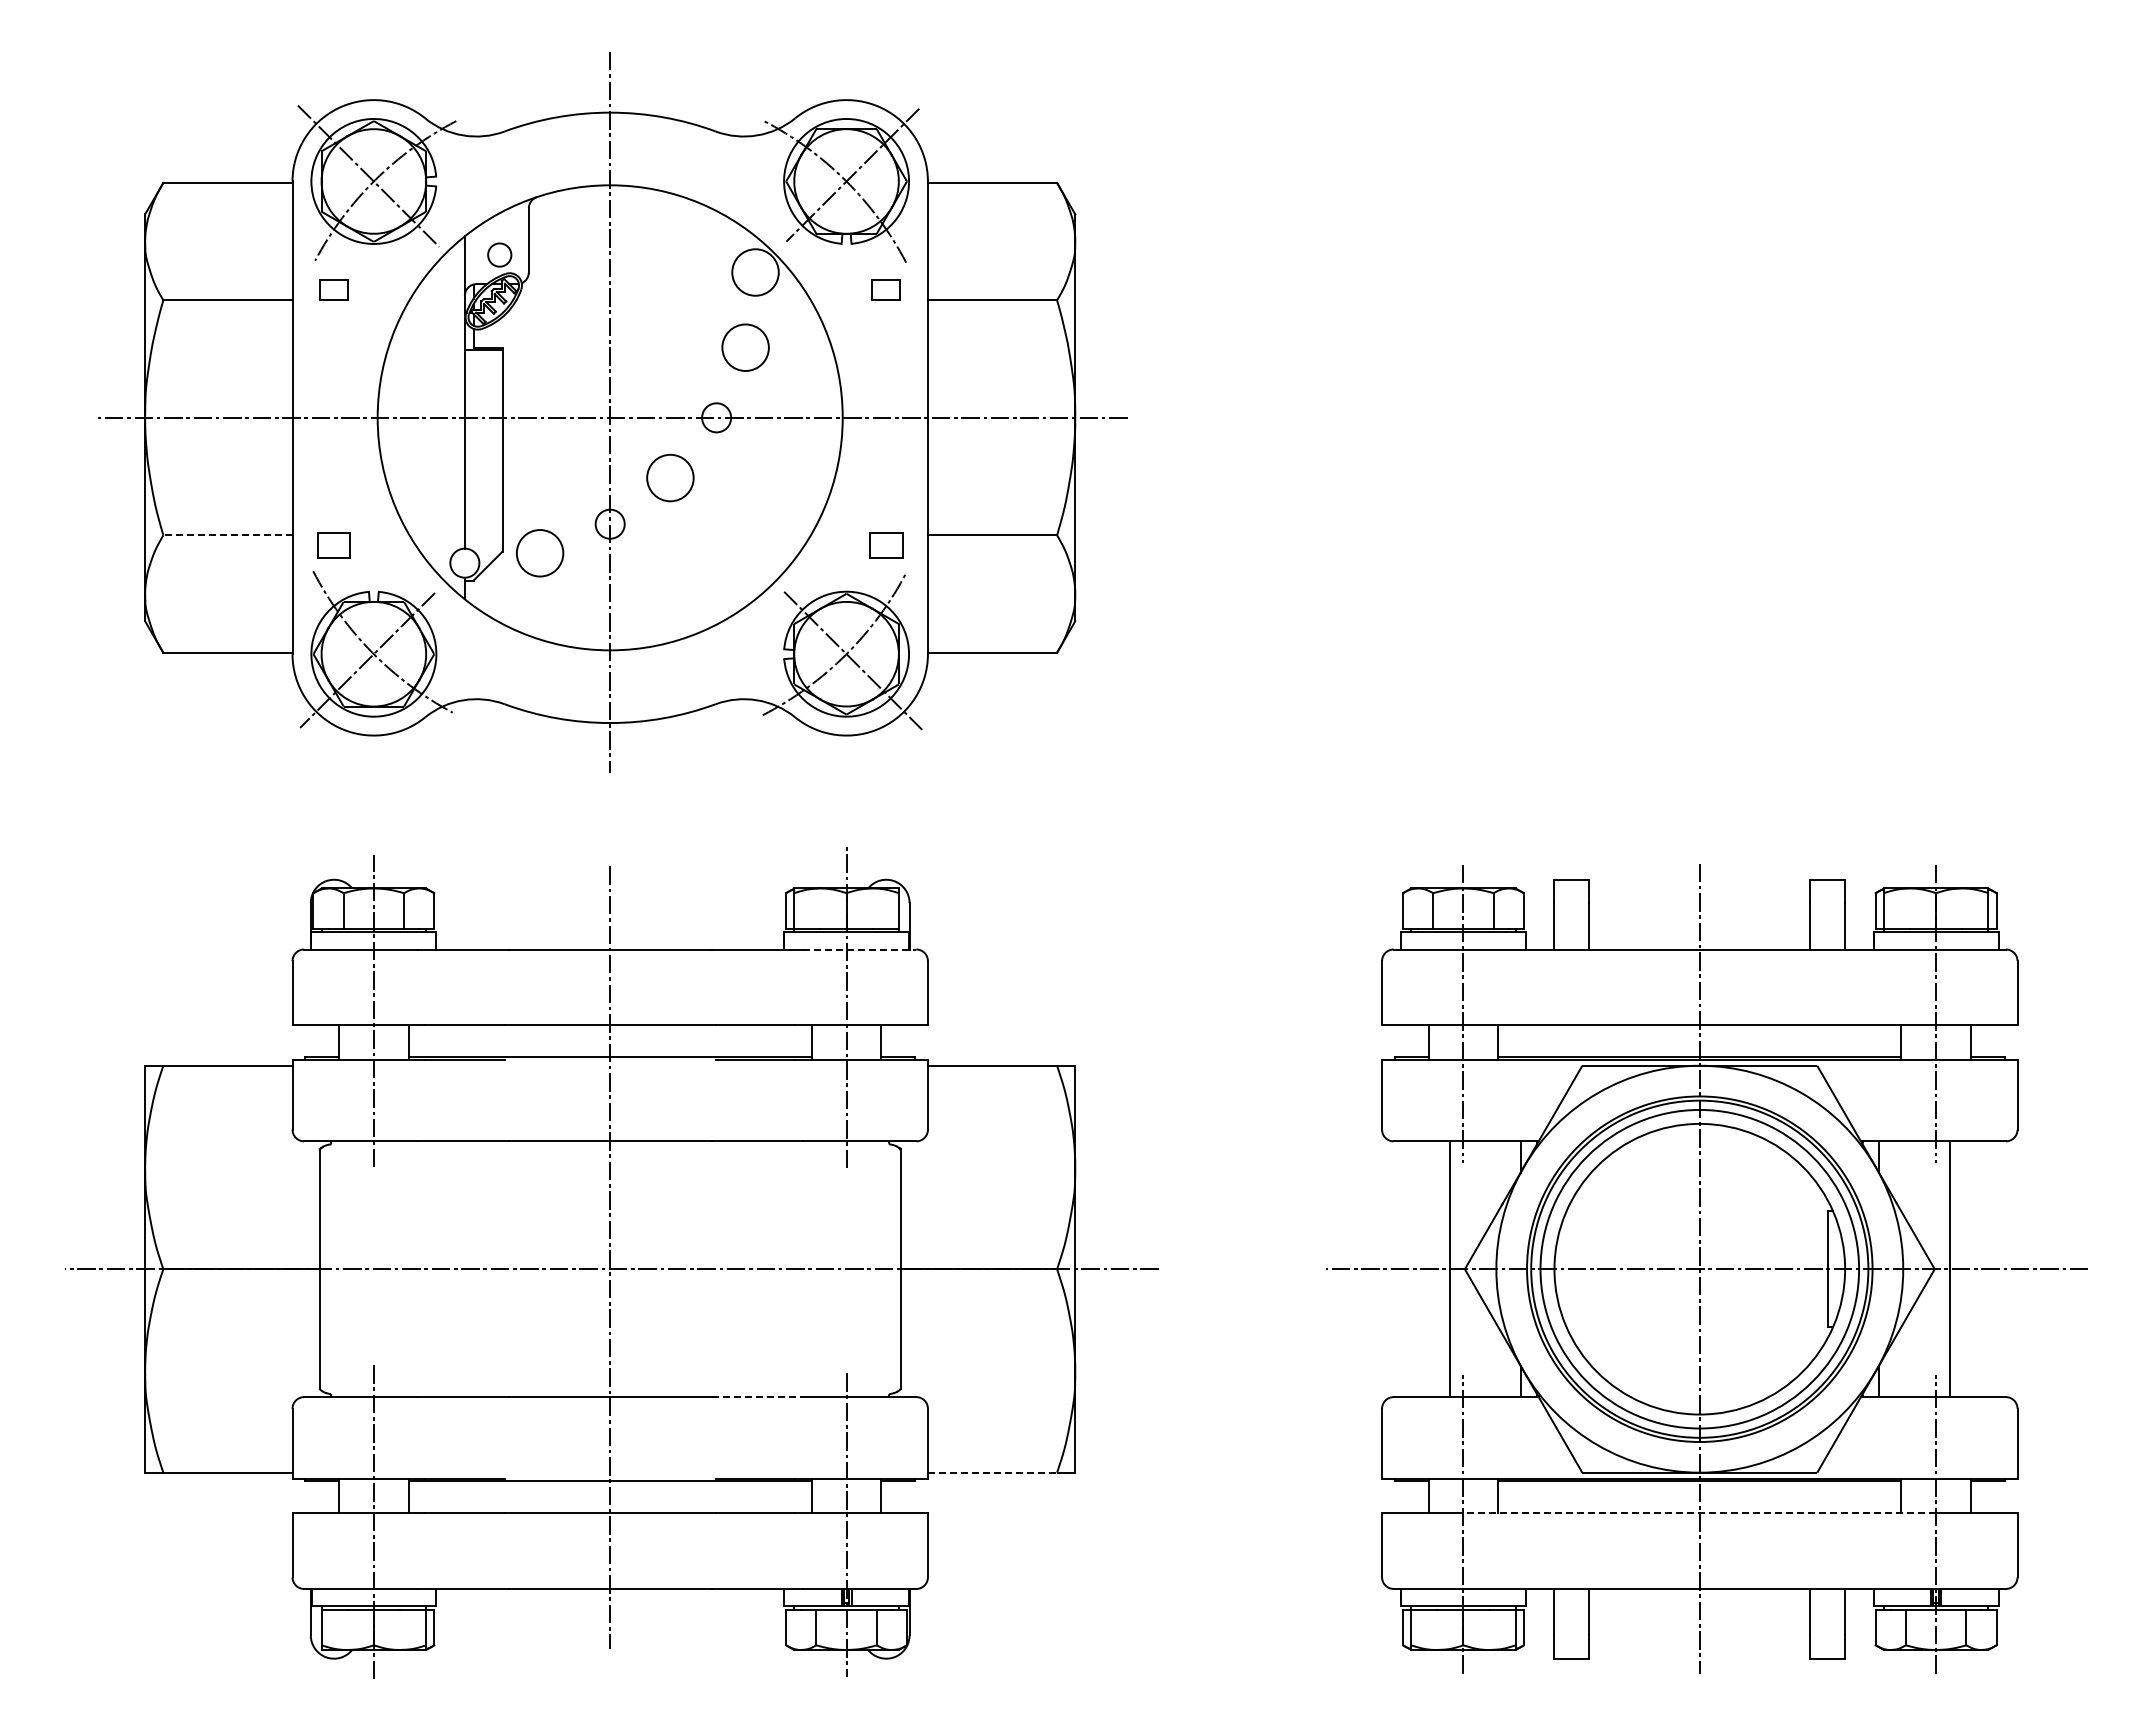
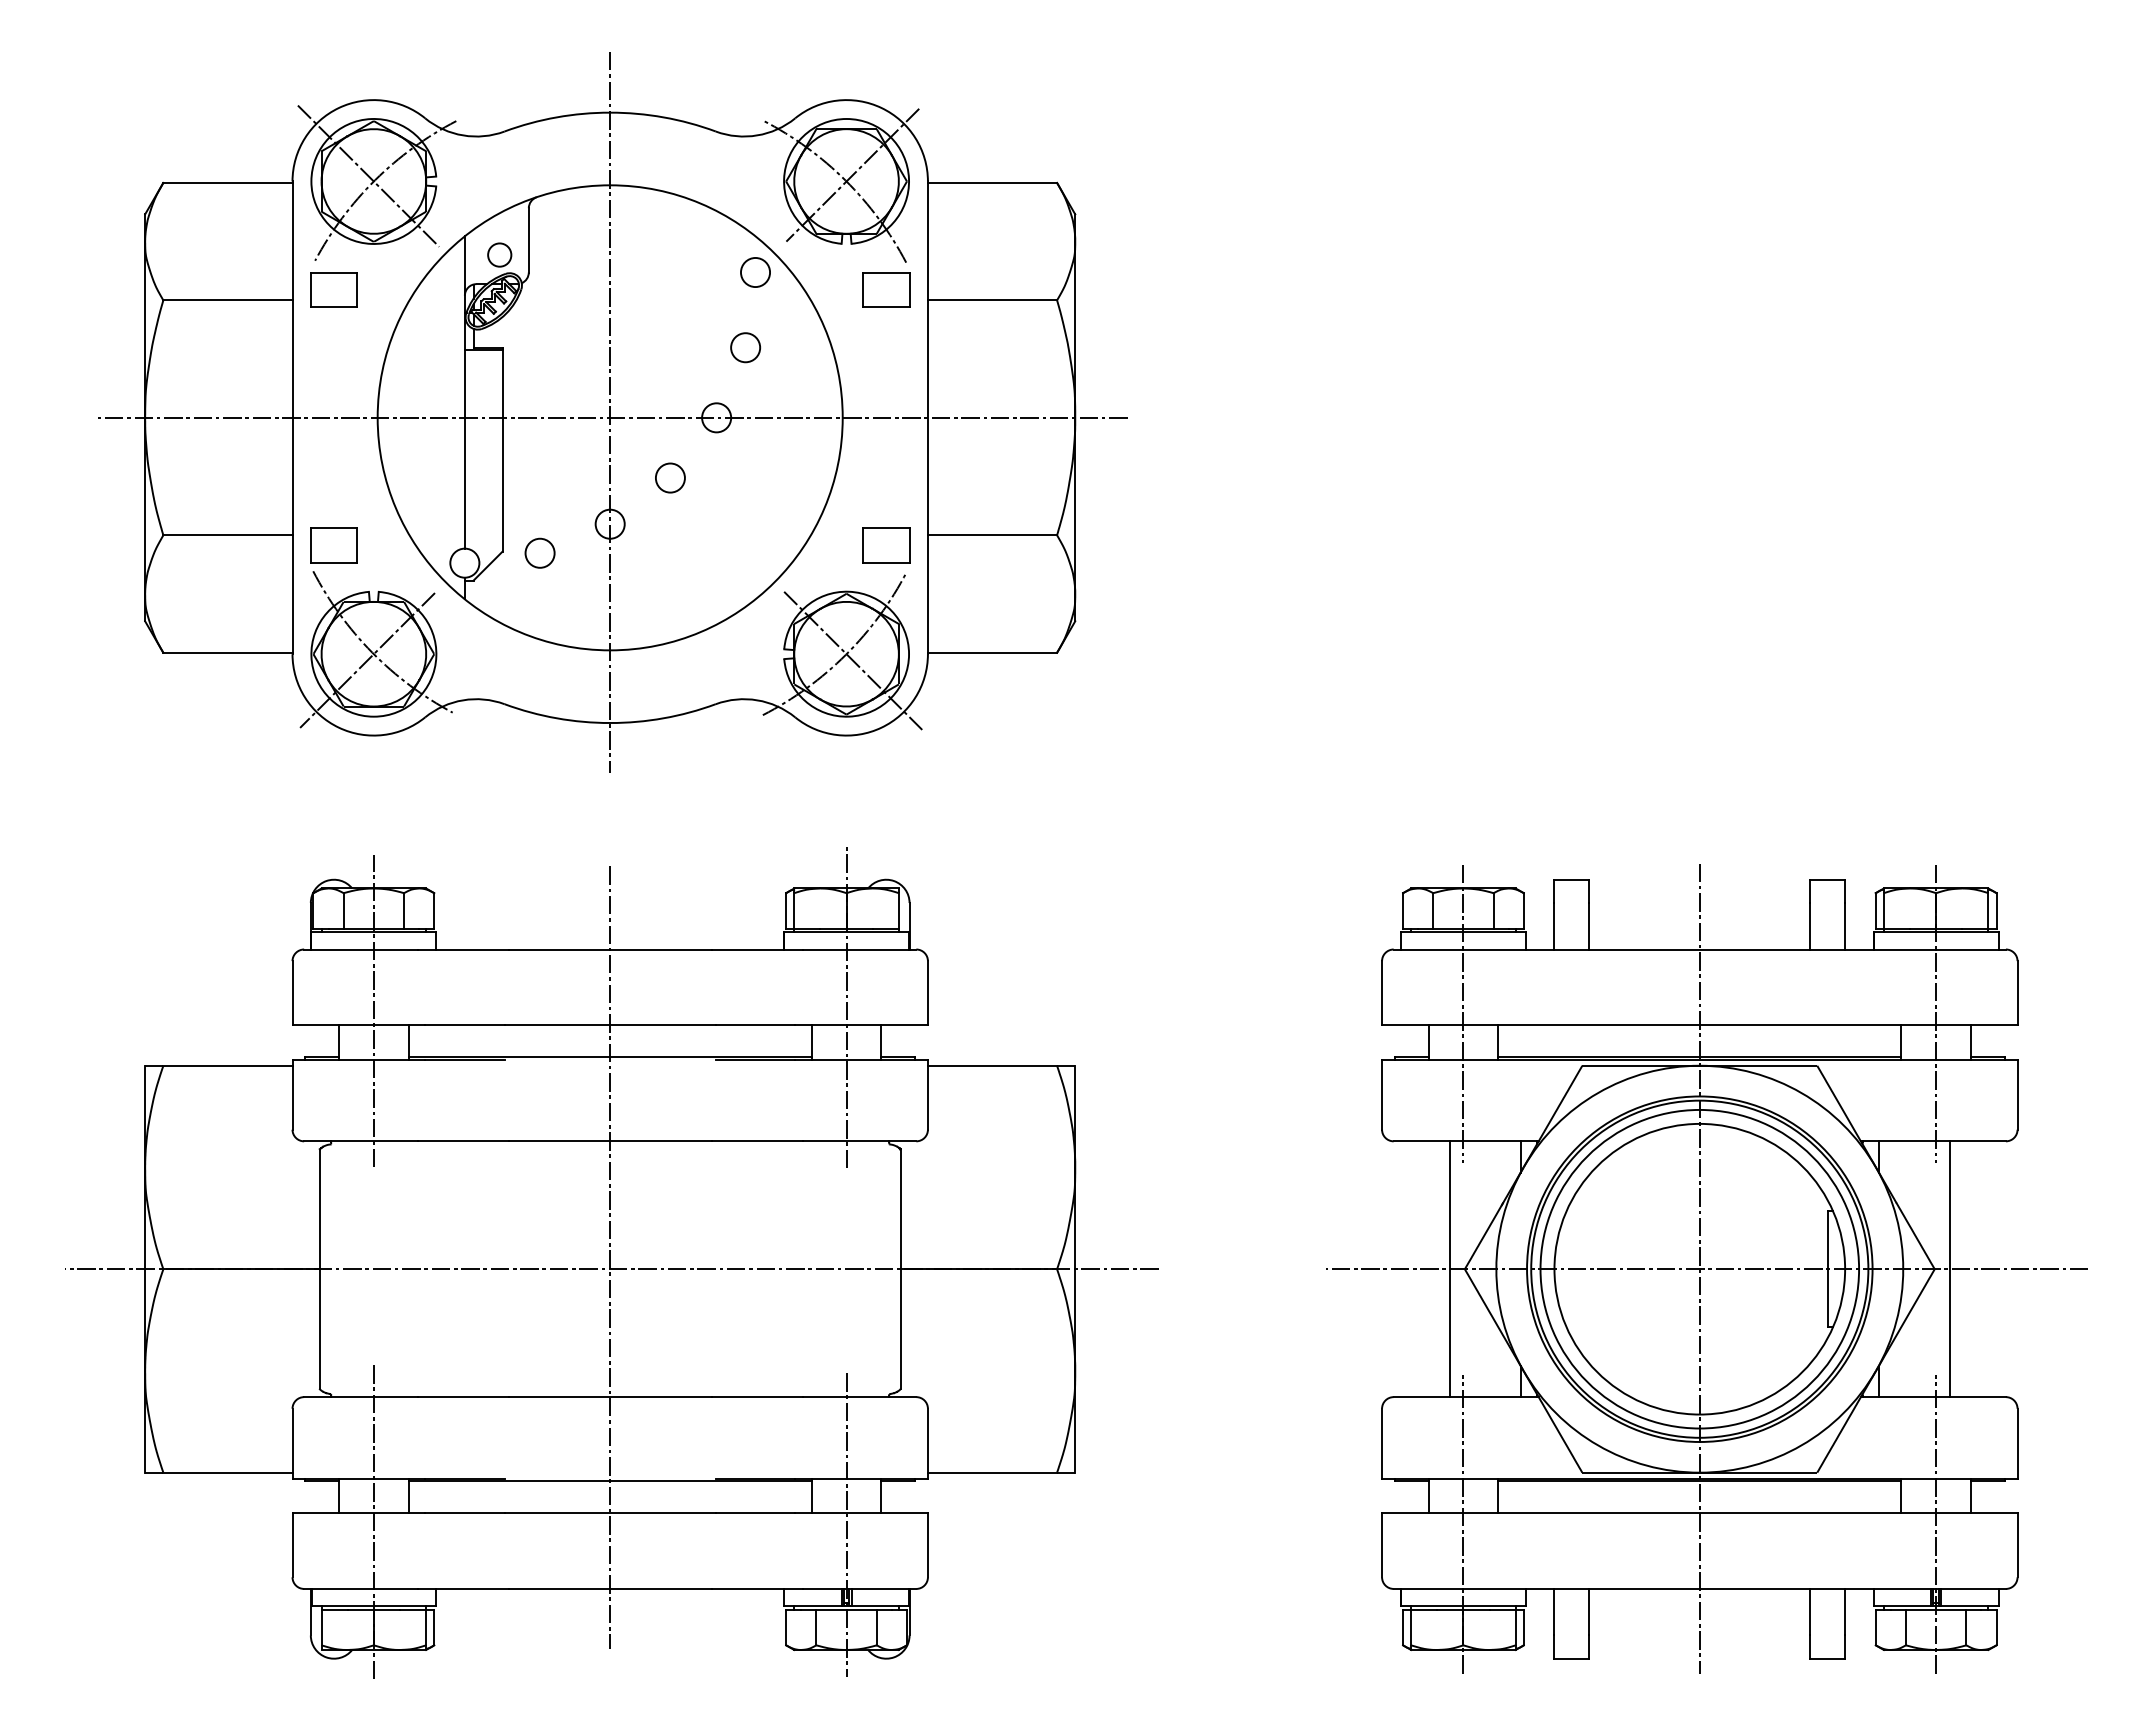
circle diameter: 47 px -> 29 px (755, 272)
part size: 30x22 px -> 48x36 px (333, 289)
part size: 30x22 px -> 49x36 px (886, 289)
circle diameter: 47 px -> 29 px (745, 347)
circle diameter: 47 px -> 29 px (669, 477)
line: dashed -> solid (227, 535)
part size: 34x27 px -> 48x37 px (333, 545)
part size: 35x27 px -> 49x37 px (886, 545)
circle diameter: 47 px -> 29 px (539, 552)
line: dashed -> solid (859, 949)
line: dashed -> solid (757, 1397)
line: dashed -> solid (992, 1472)
line: dashed -> solid (1699, 1513)
